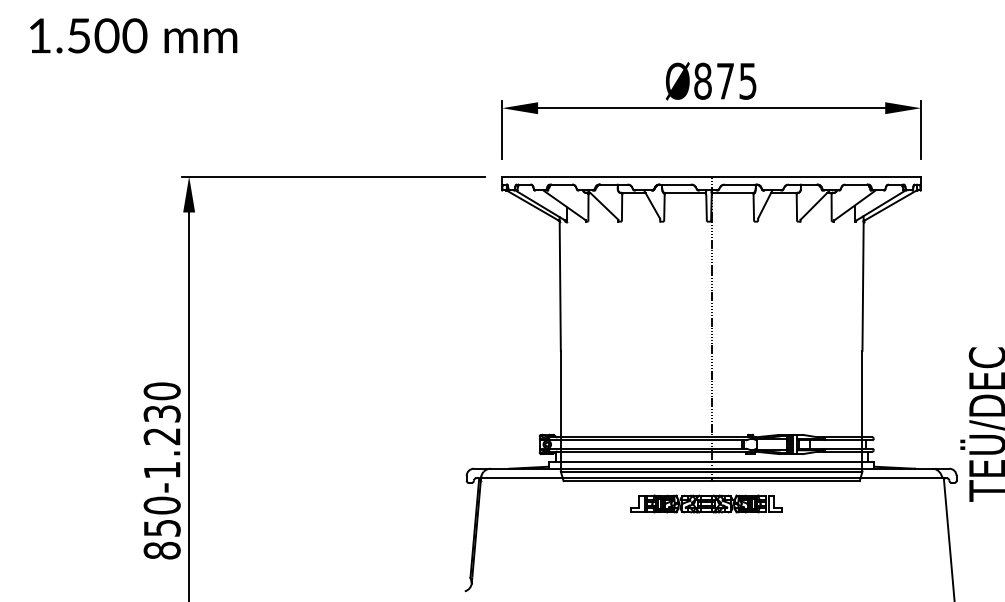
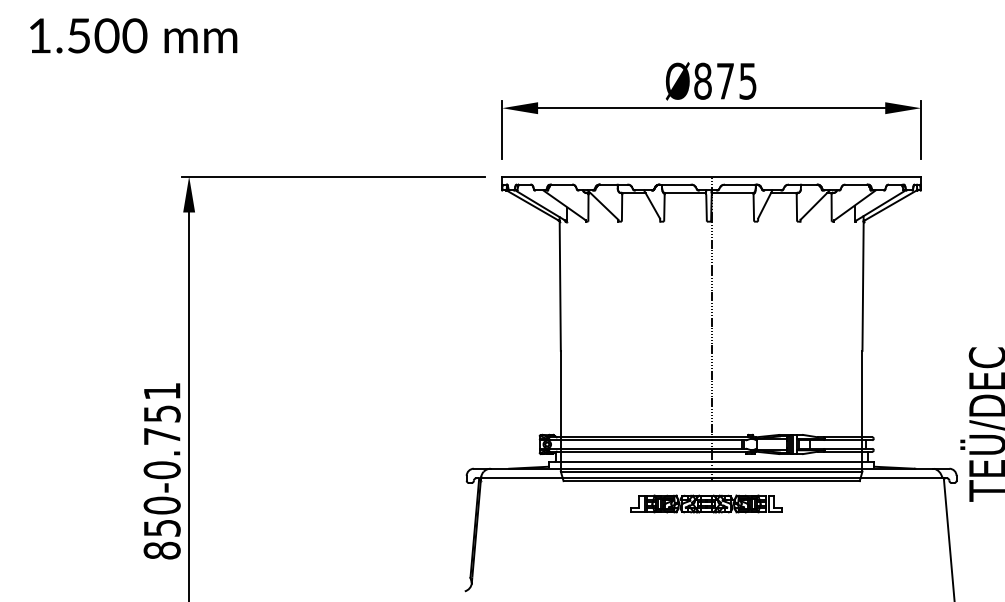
text: 850-1.230 -> 850-0.751 (161, 430)
